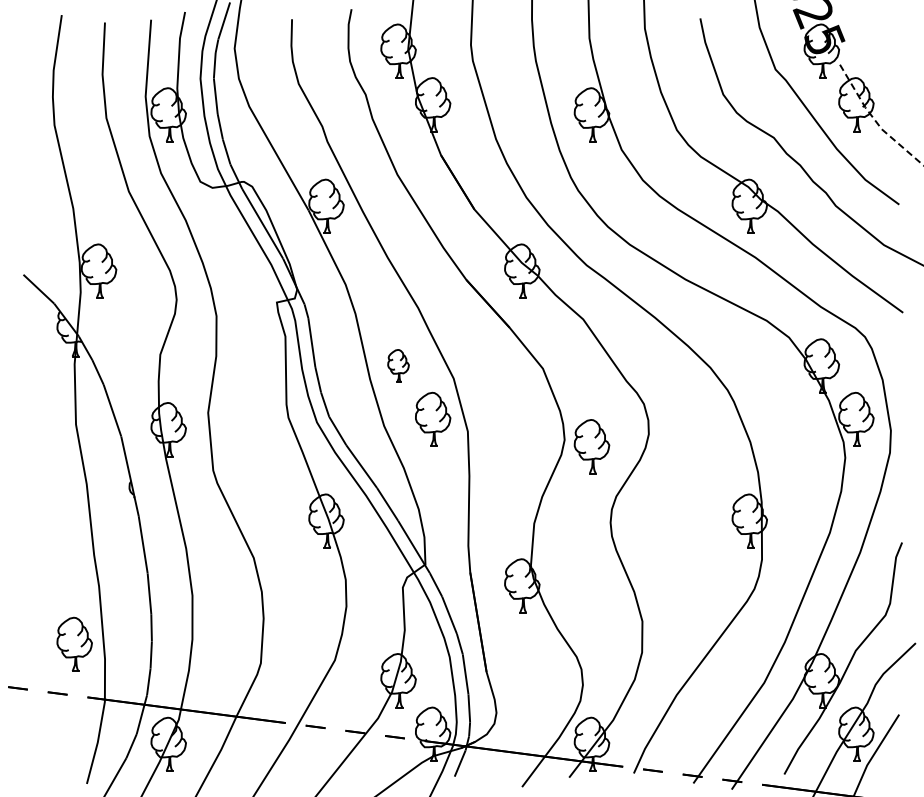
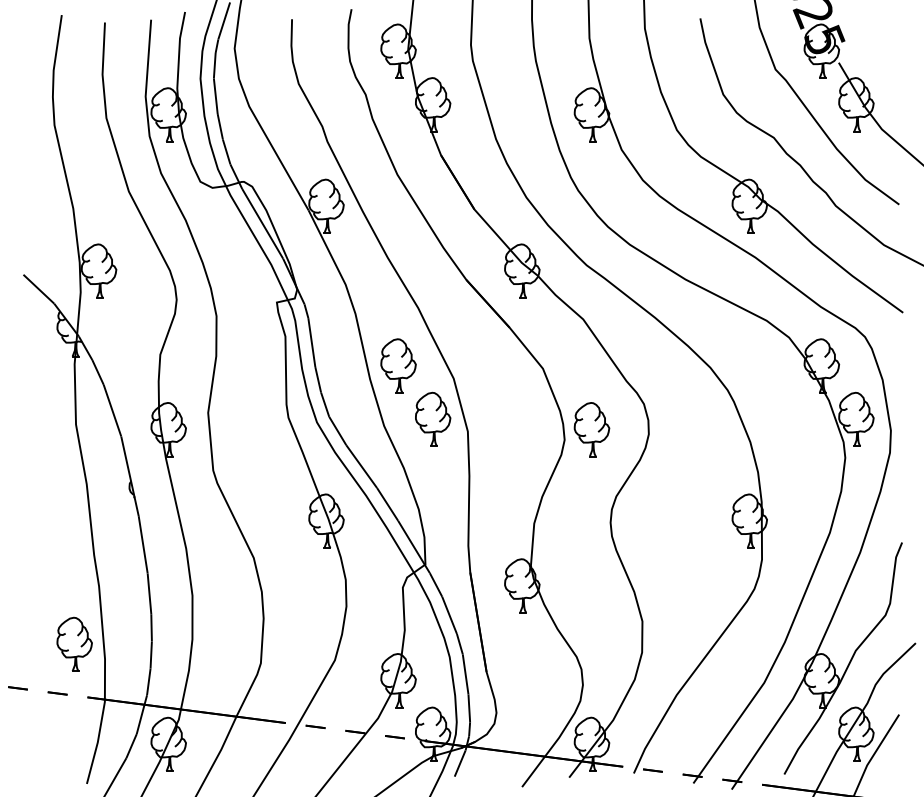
line: dashed -> solid (874, 119)
part size: 23x34 px -> 37x56 px (398, 365)
part position: (591, 446) -> (591, 429) (591, 429)
